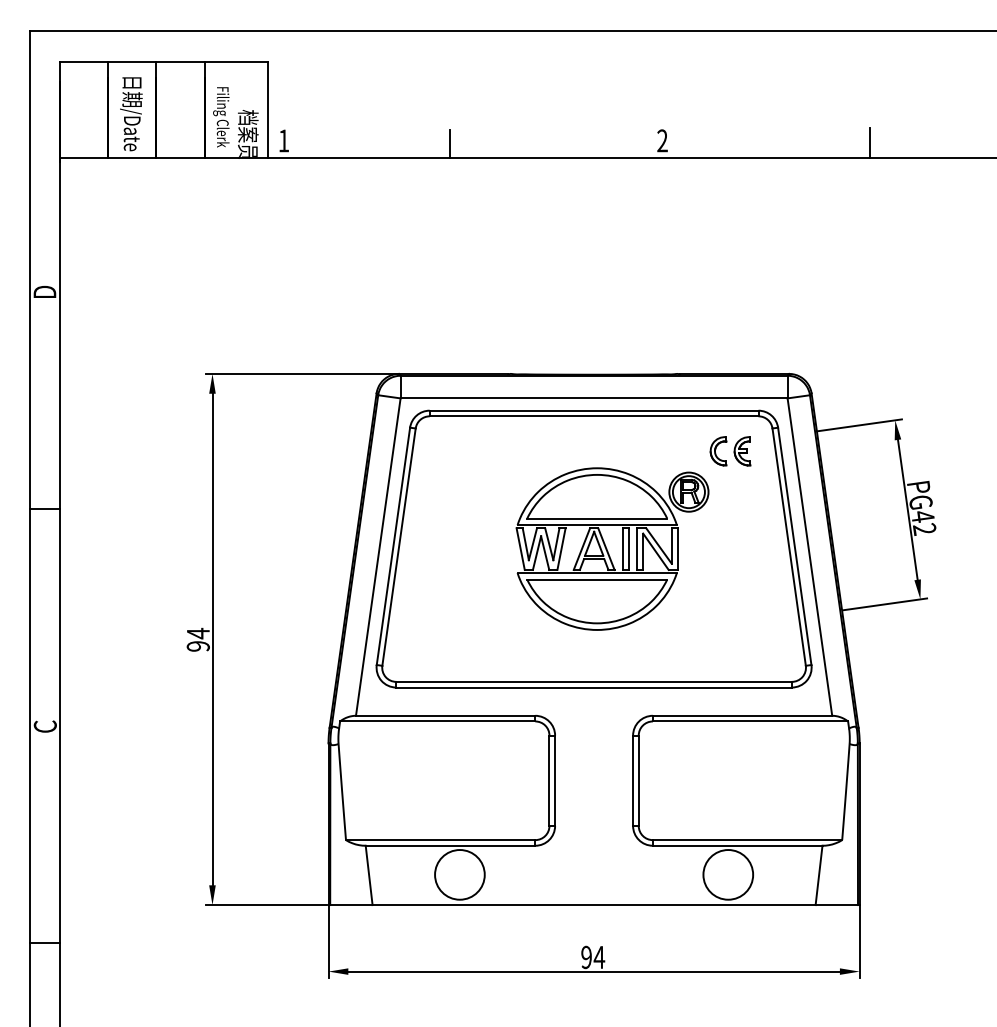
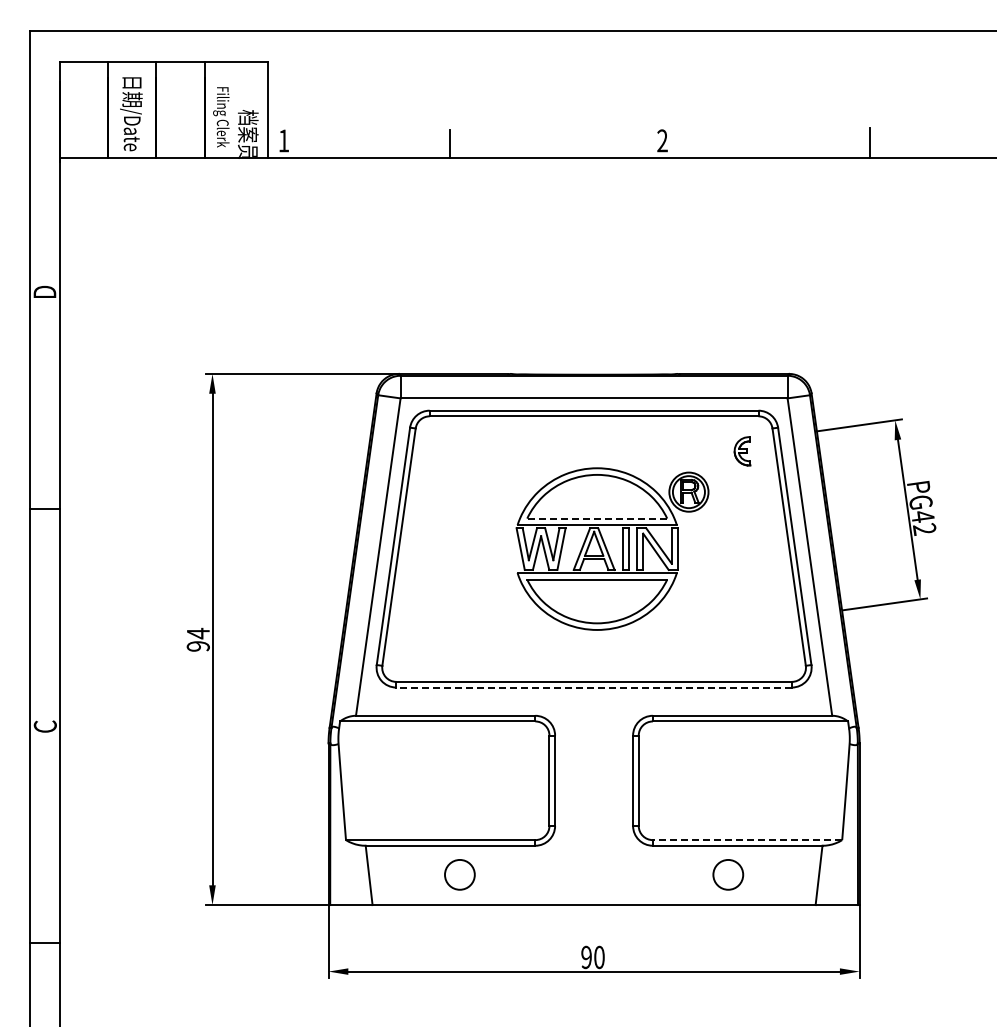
part: present -> none (718, 451)
line: solid -> dashed (596, 518)
line: solid -> dashed (594, 687)
line: solid -> dashed (747, 840)
circle diameter: 50 px -> 30 px (459, 874)
circle diameter: 50 px -> 30 px (728, 874)
text: 94 -> 90 (599, 957)
